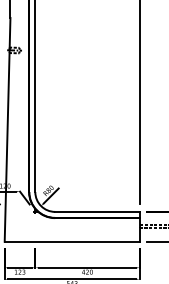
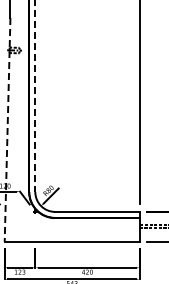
line: solid -> dashed (35, 96)
line: solid -> dashed (7, 129)
